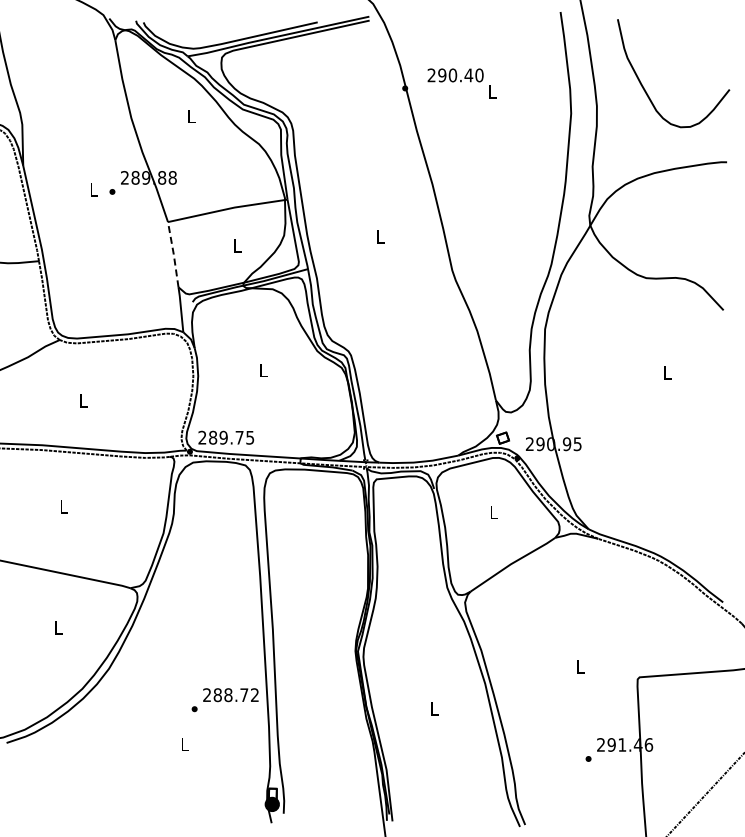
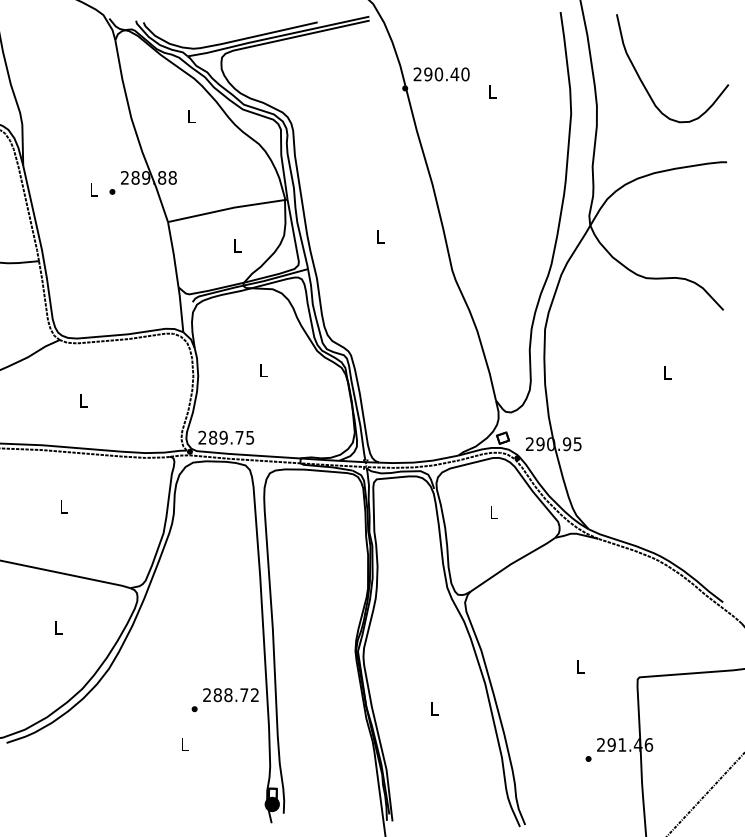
text position: (455, 75) -> (441, 74) (441, 74)
curve position: (644, 87) -> (643, 82) (643, 82)
line: dashed -> solid (173, 254)
